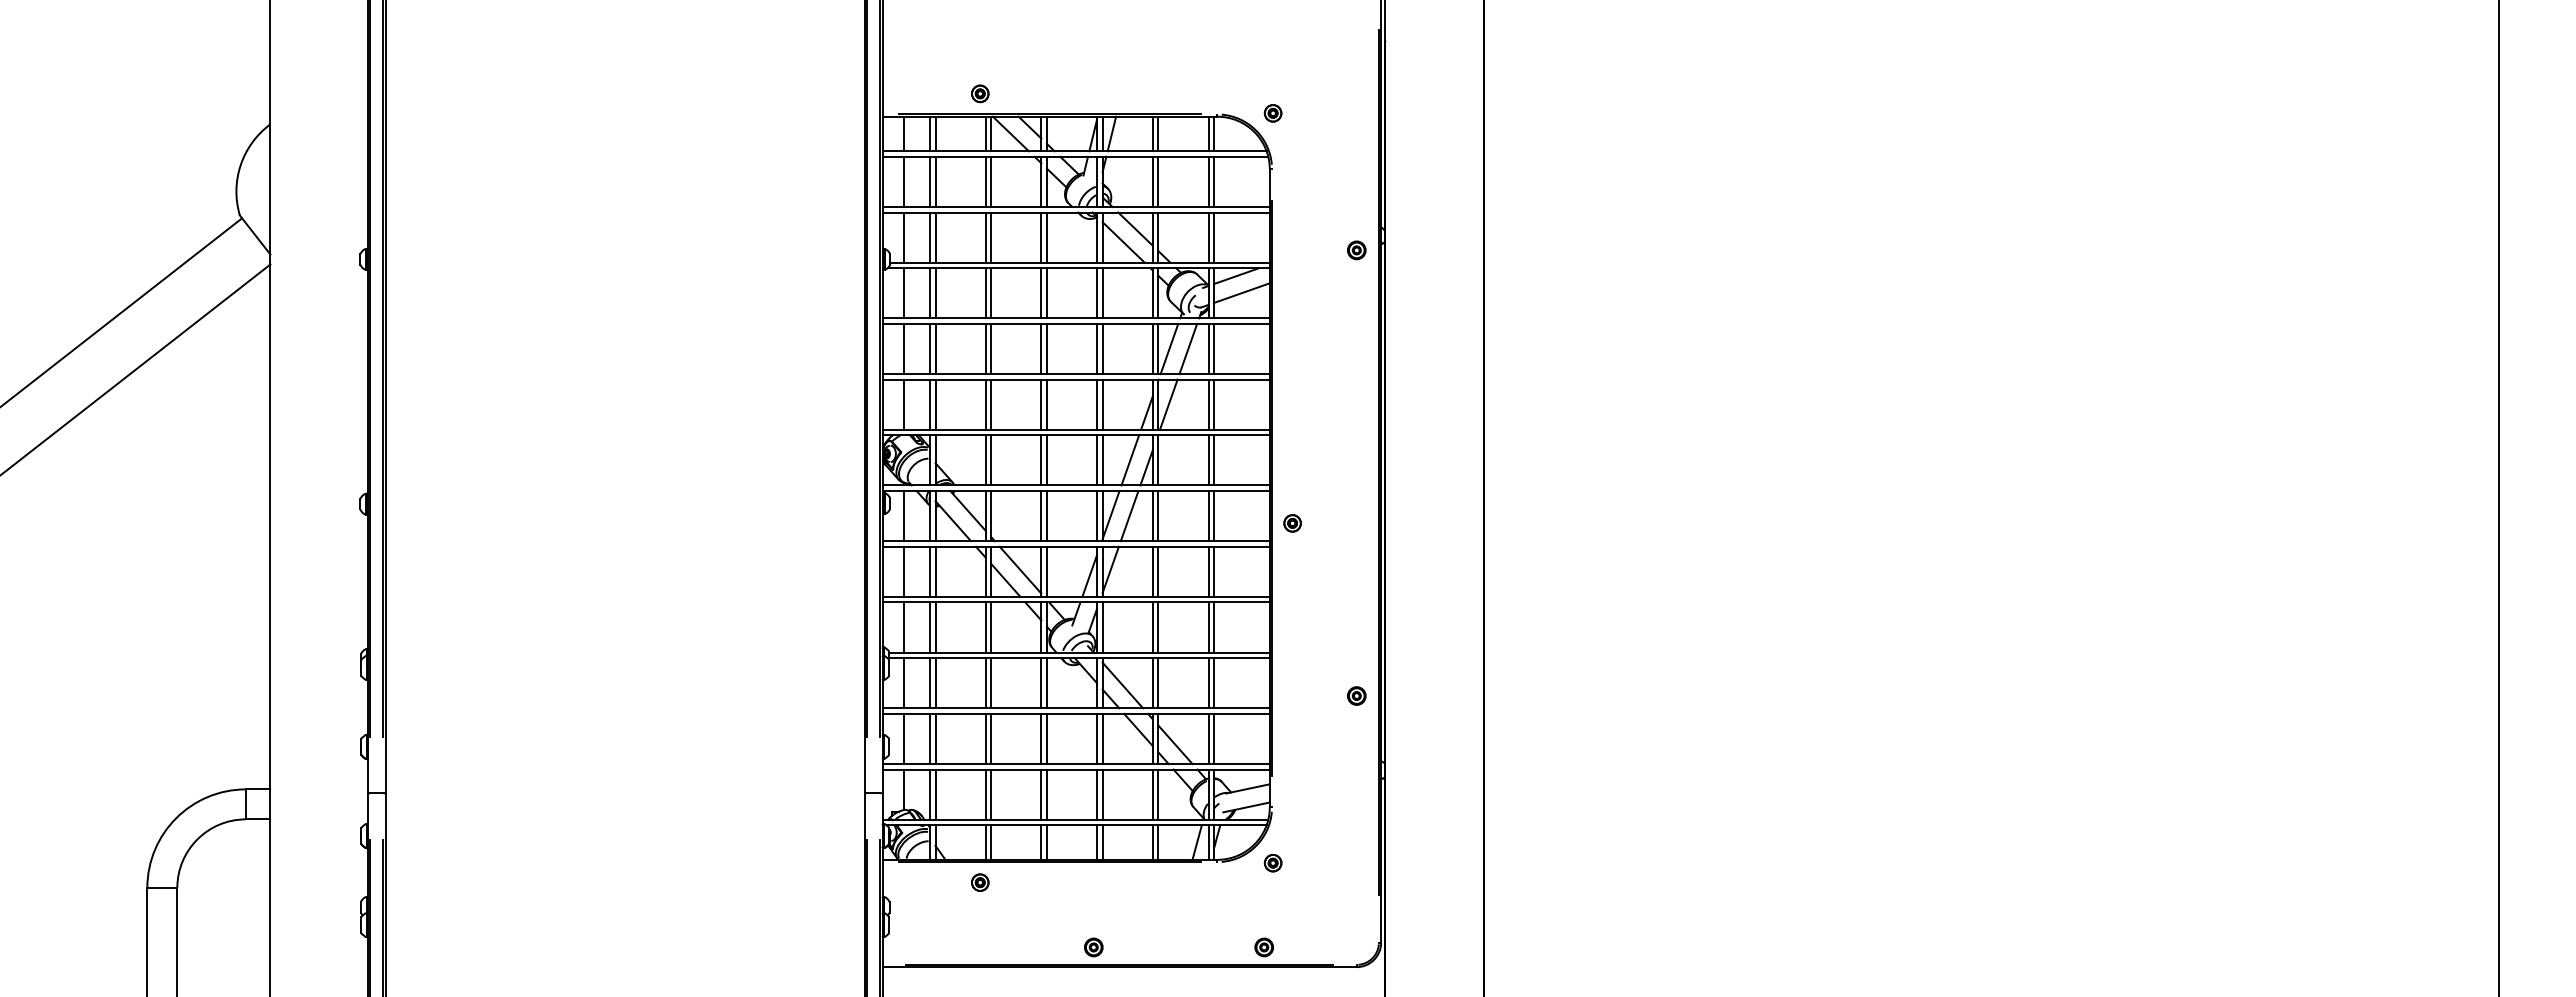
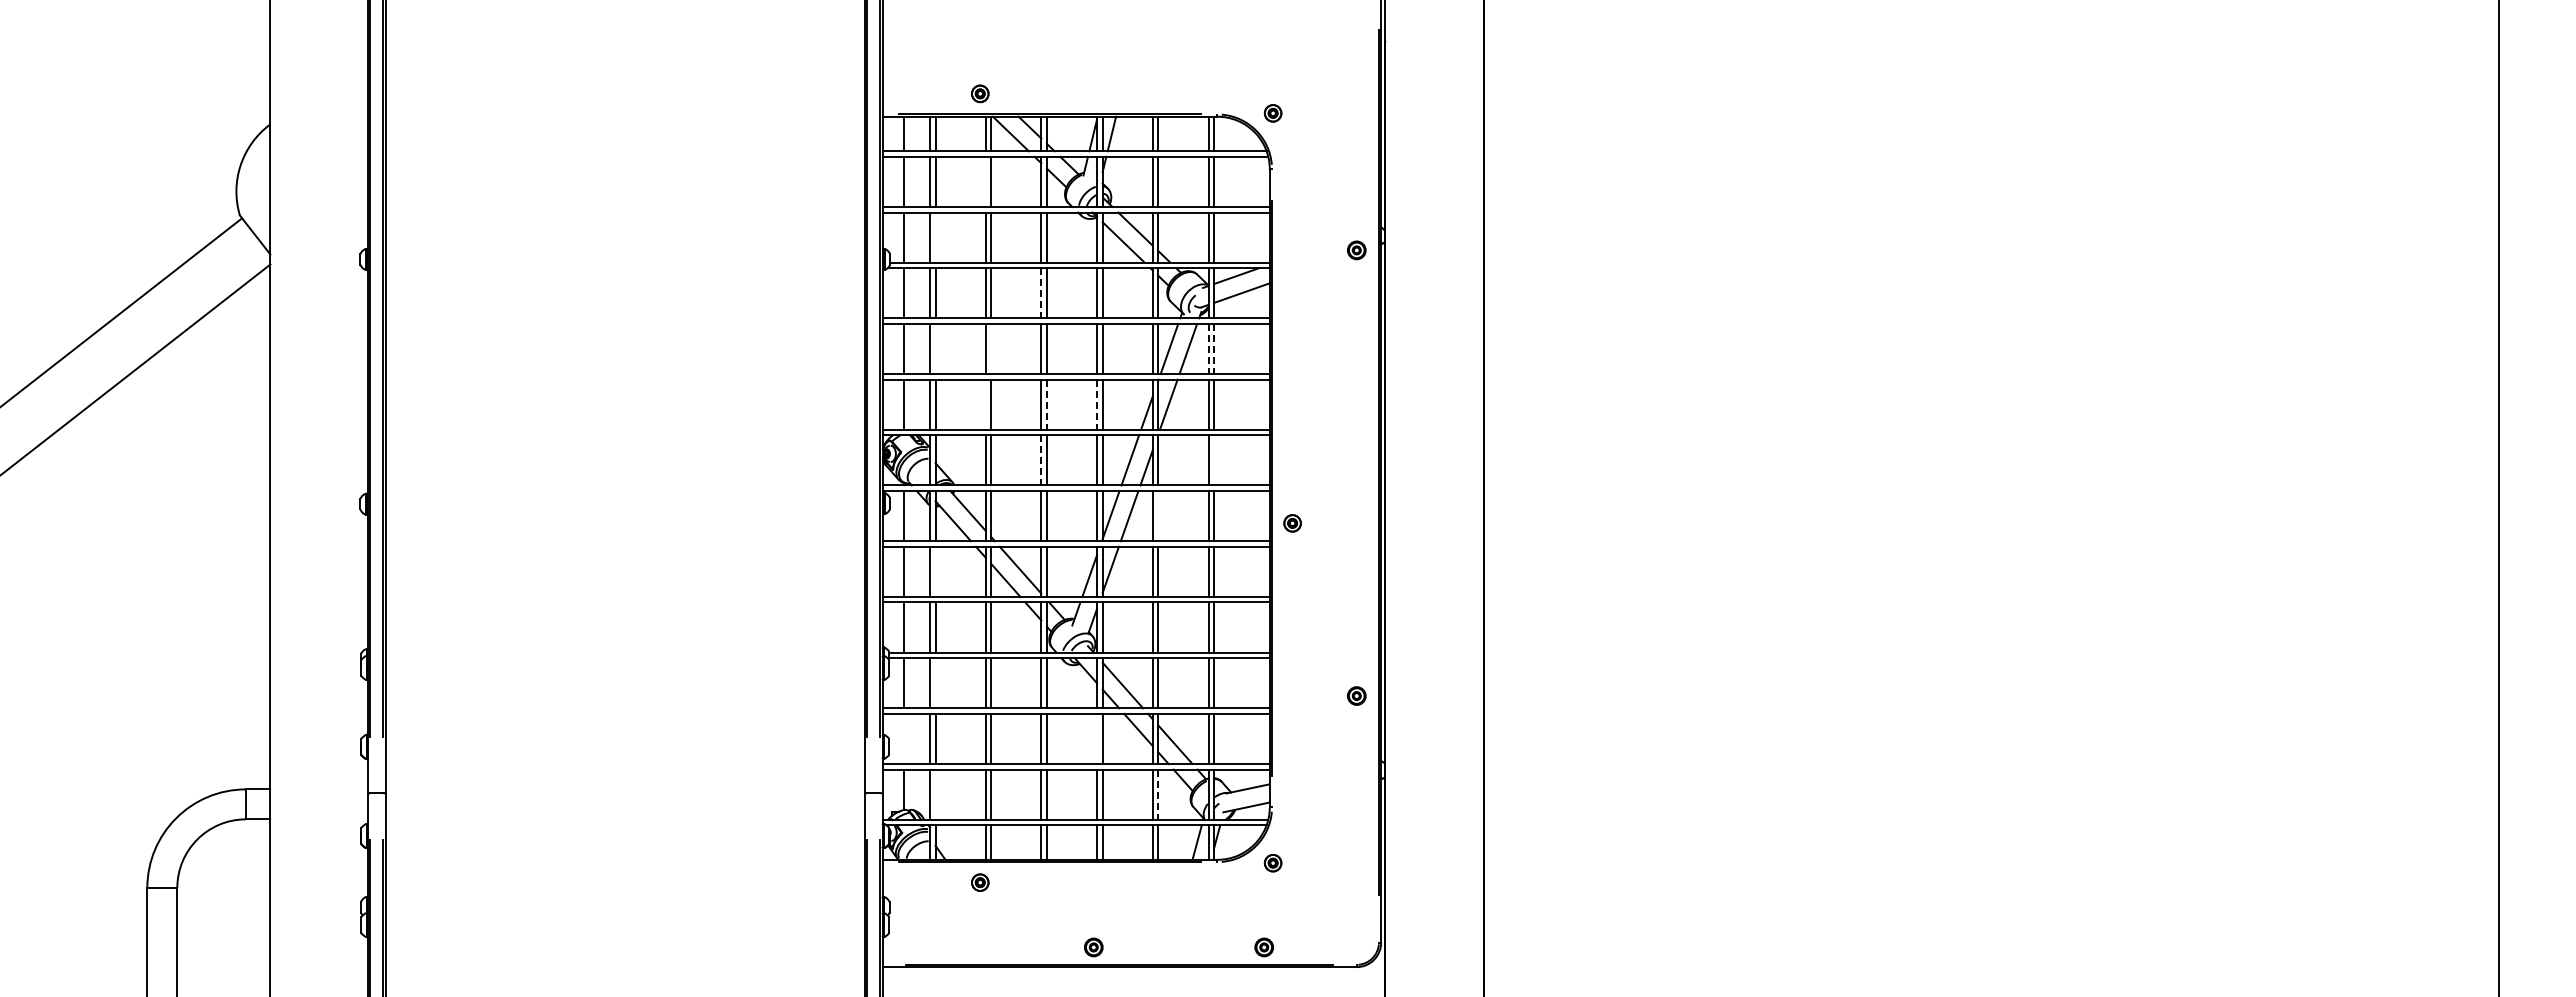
line: present -> none (985, 181)
line: present -> none (935, 237)
line: solid -> dashed (1041, 293)
line: present -> none (935, 348)
line: present -> none (991, 348)
line: solid -> dashed (1208, 349)
line: solid -> dashed (1214, 349)
line: present -> none (985, 404)
line: solid -> dashed (1046, 405)
line: solid -> dashed (1097, 405)
line: solid -> dashed (1041, 460)
line: present -> none (1214, 460)
line: present -> none (1158, 516)
line: present -> none (935, 571)
line: present -> none (935, 683)
line: present -> none (903, 738)
line: present -> none (1097, 738)
line: present -> none (935, 794)
line: solid -> dashed (1158, 795)
